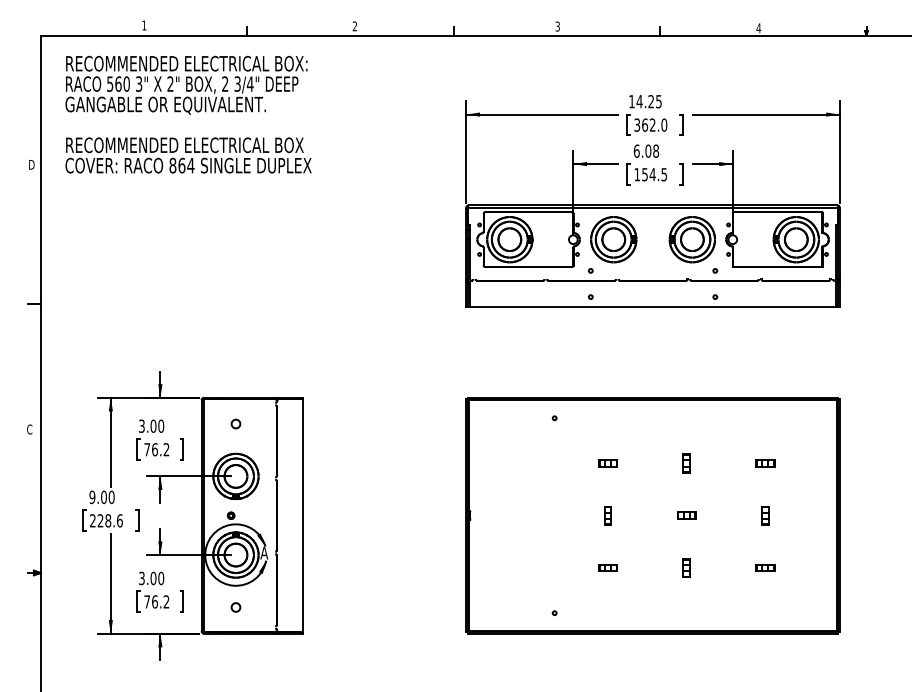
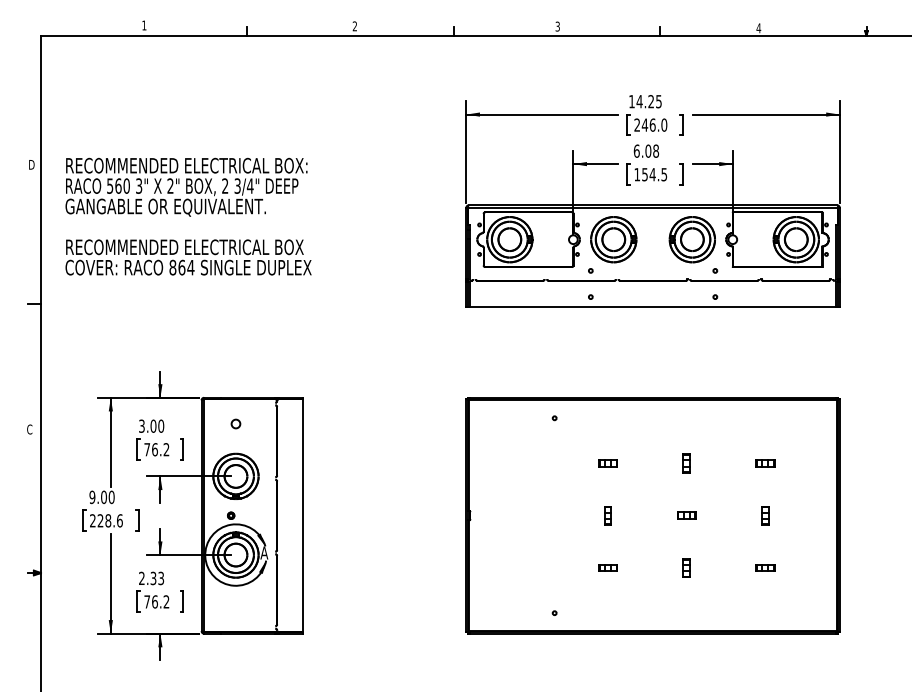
text position: (188, 114) -> (188, 216) (188, 216)
text: 362.0 -> 246.0 (644, 124)
text: 3.00 -> 2.33 (151, 578)
circle: present -> none (235, 607)
